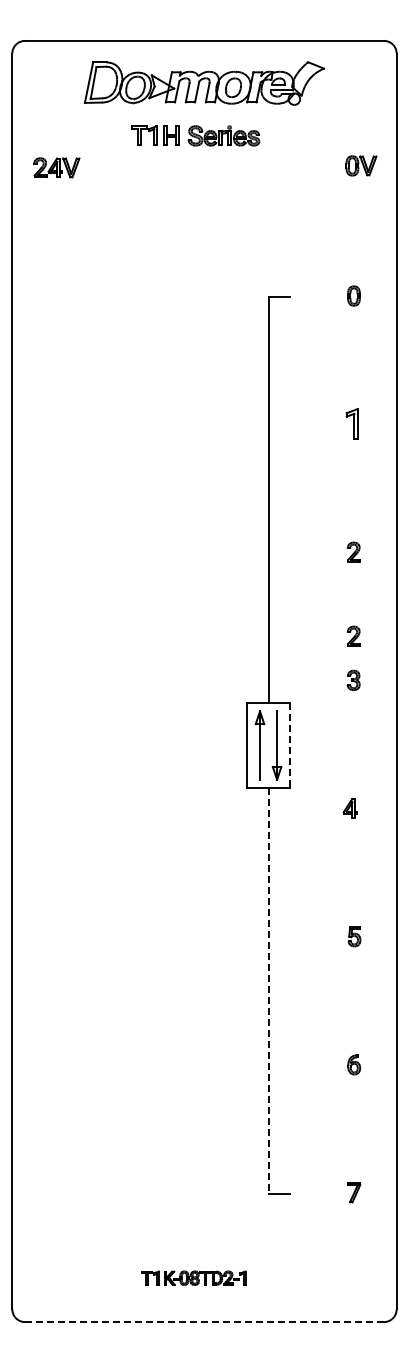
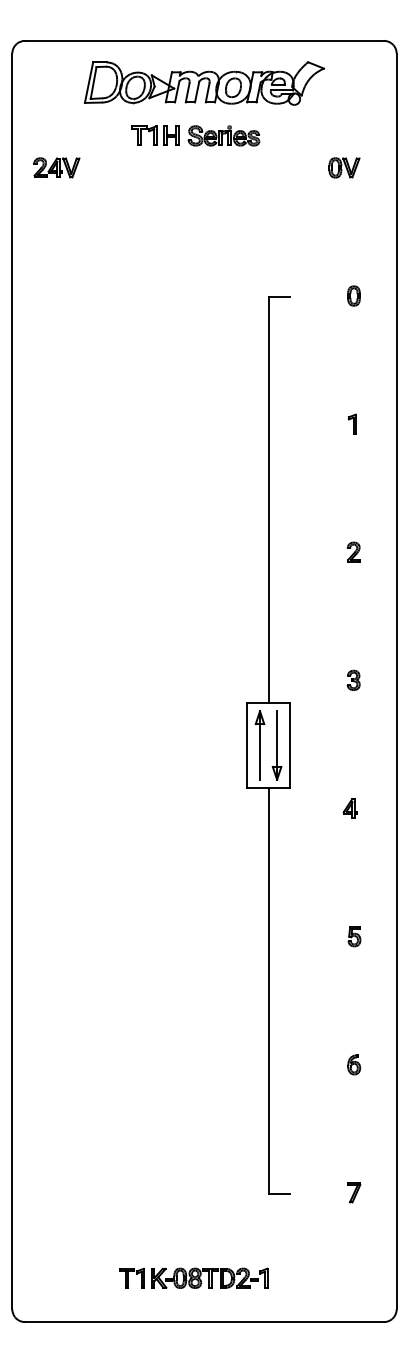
part position: (361, 165) -> (344, 167) (344, 167)
part size: 14x32 px -> 9x22 px (352, 423)
part: present -> none (353, 635)
line: dashed -> solid (289, 745)
line: dashed -> solid (268, 991)
part size: 106x16 px -> 150x22 px (193, 1277)
line: dashed -> solid (203, 1322)
